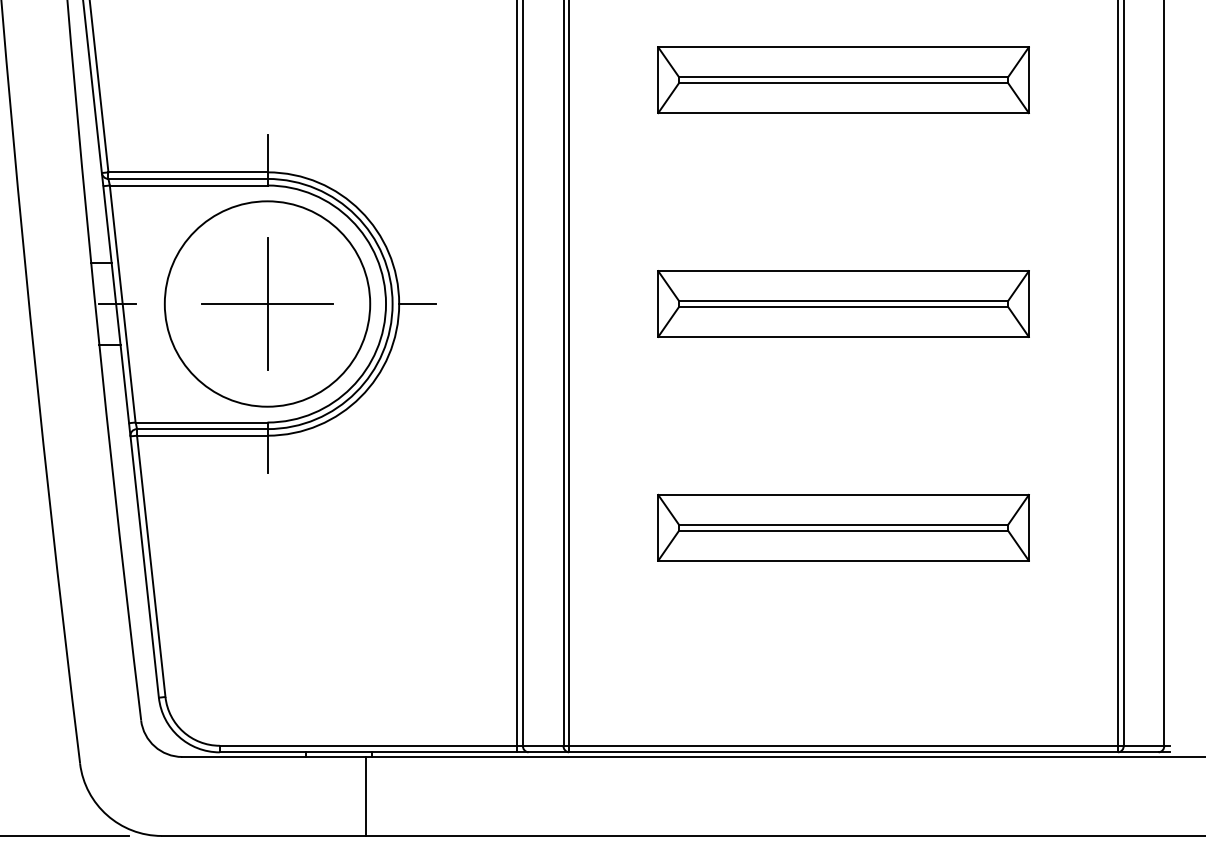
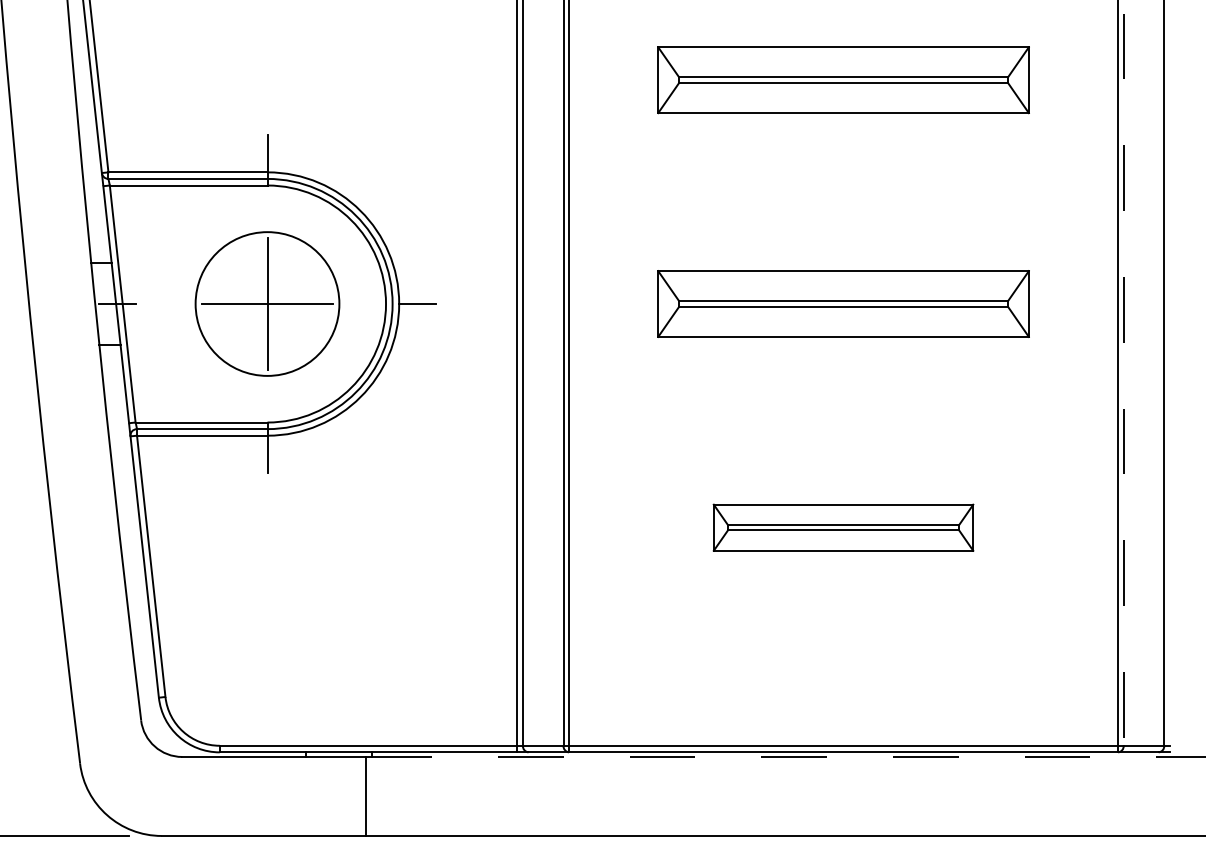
circle diameter: 205 px -> 144 px (267, 303)
line: solid -> dashed (1123, 372)
part size: 373x69 px -> 263x49 px (843, 527)
line: solid -> dashed (786, 756)
